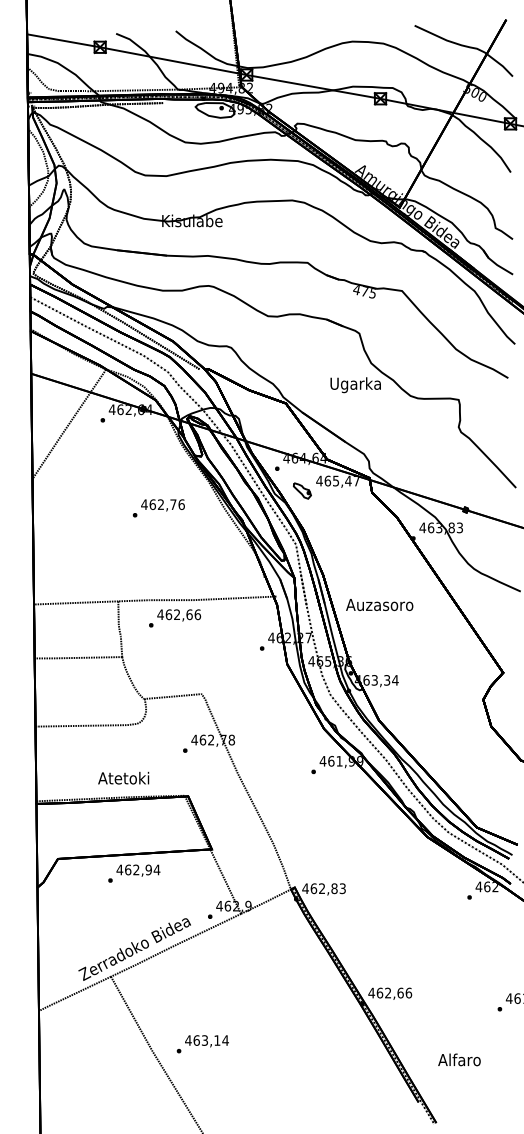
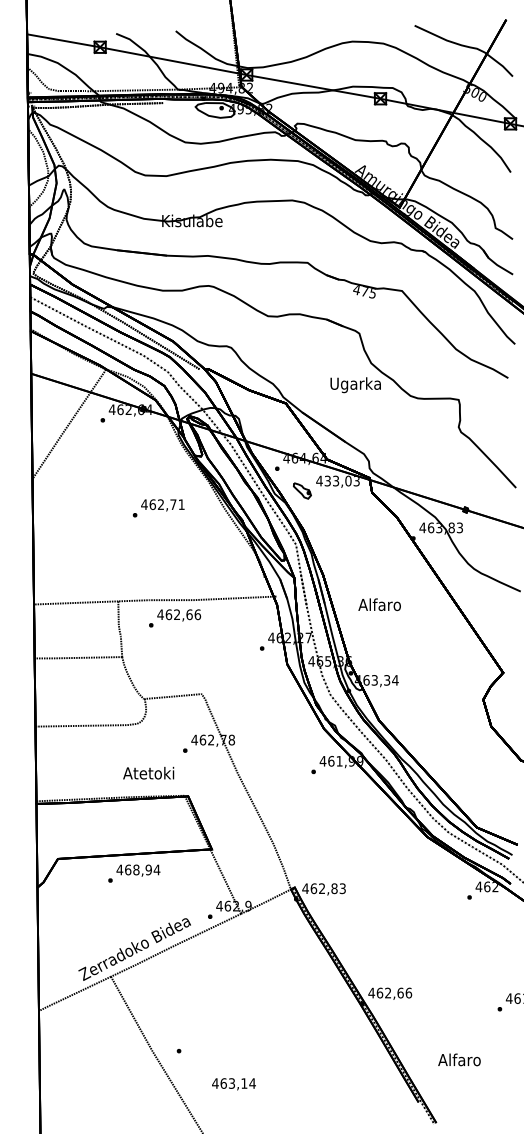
text: 465,47 -> 433,03 (341, 480)
text: 462,76 -> 462,71 (181, 504)
text: Auzasoro -> Alfaro (379, 604)
text position: (123, 777) -> (148, 772) (148, 772)
text: 462,94 -> 468,94 (136, 869)
text position: (206, 1041) -> (233, 1084) (233, 1084)
